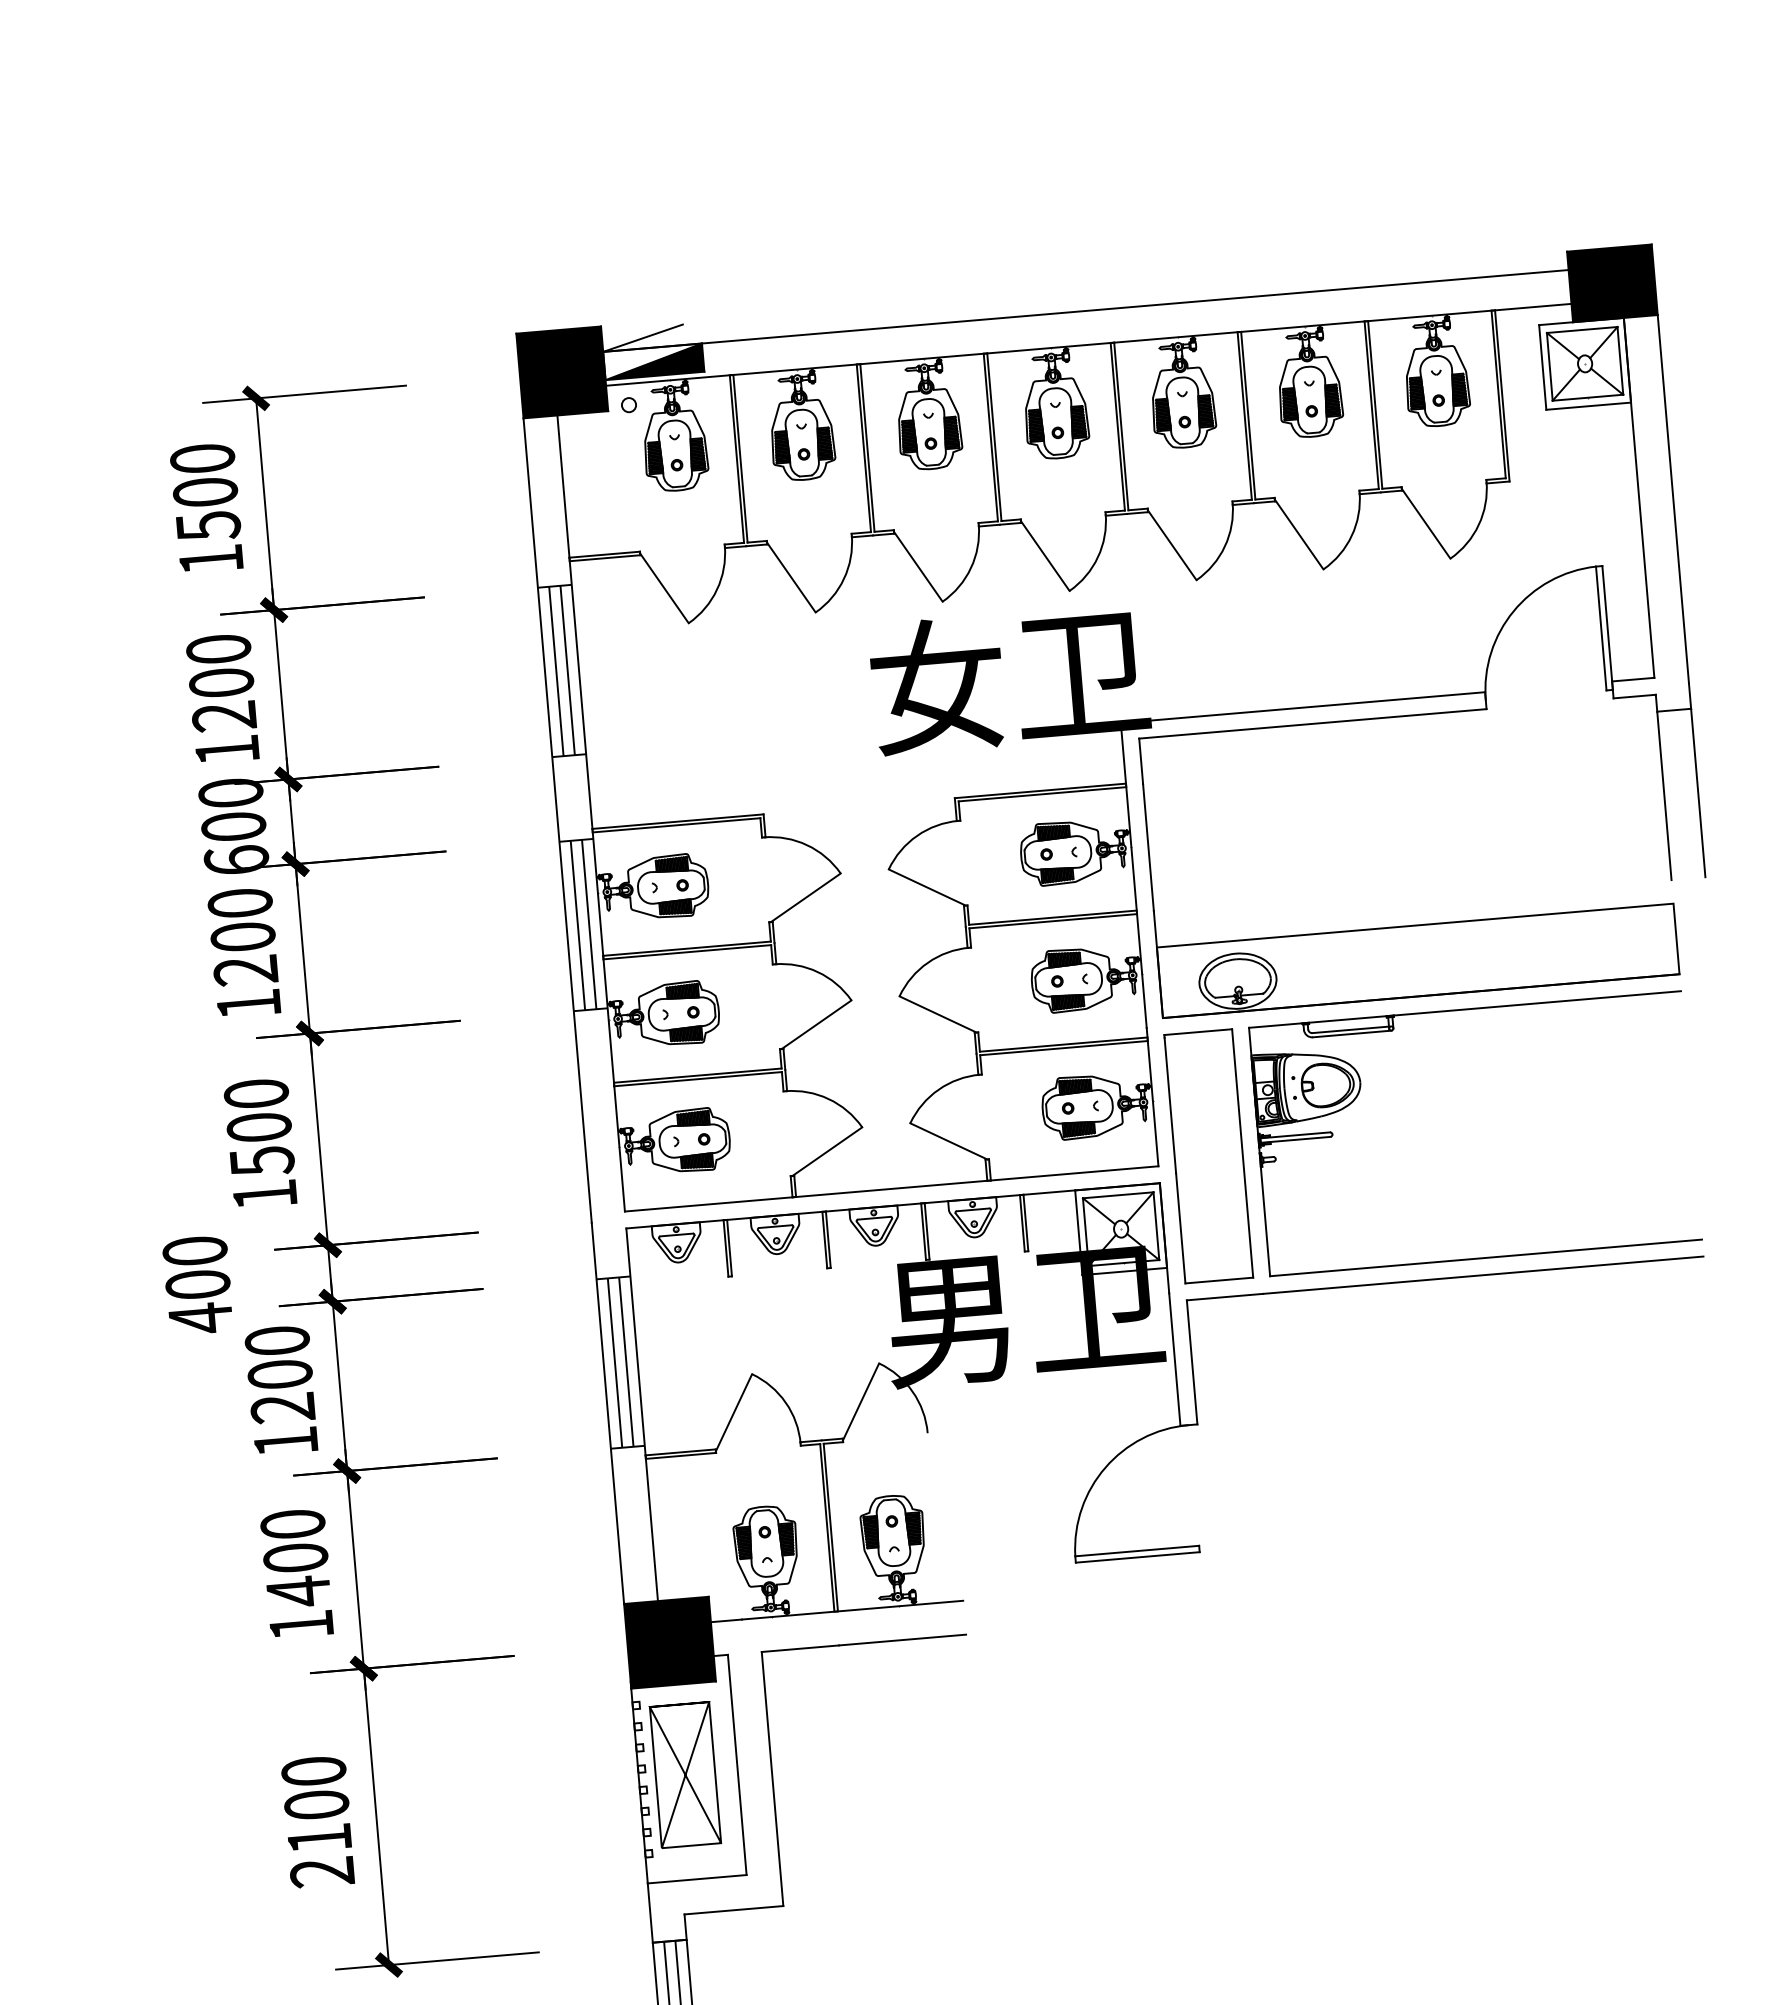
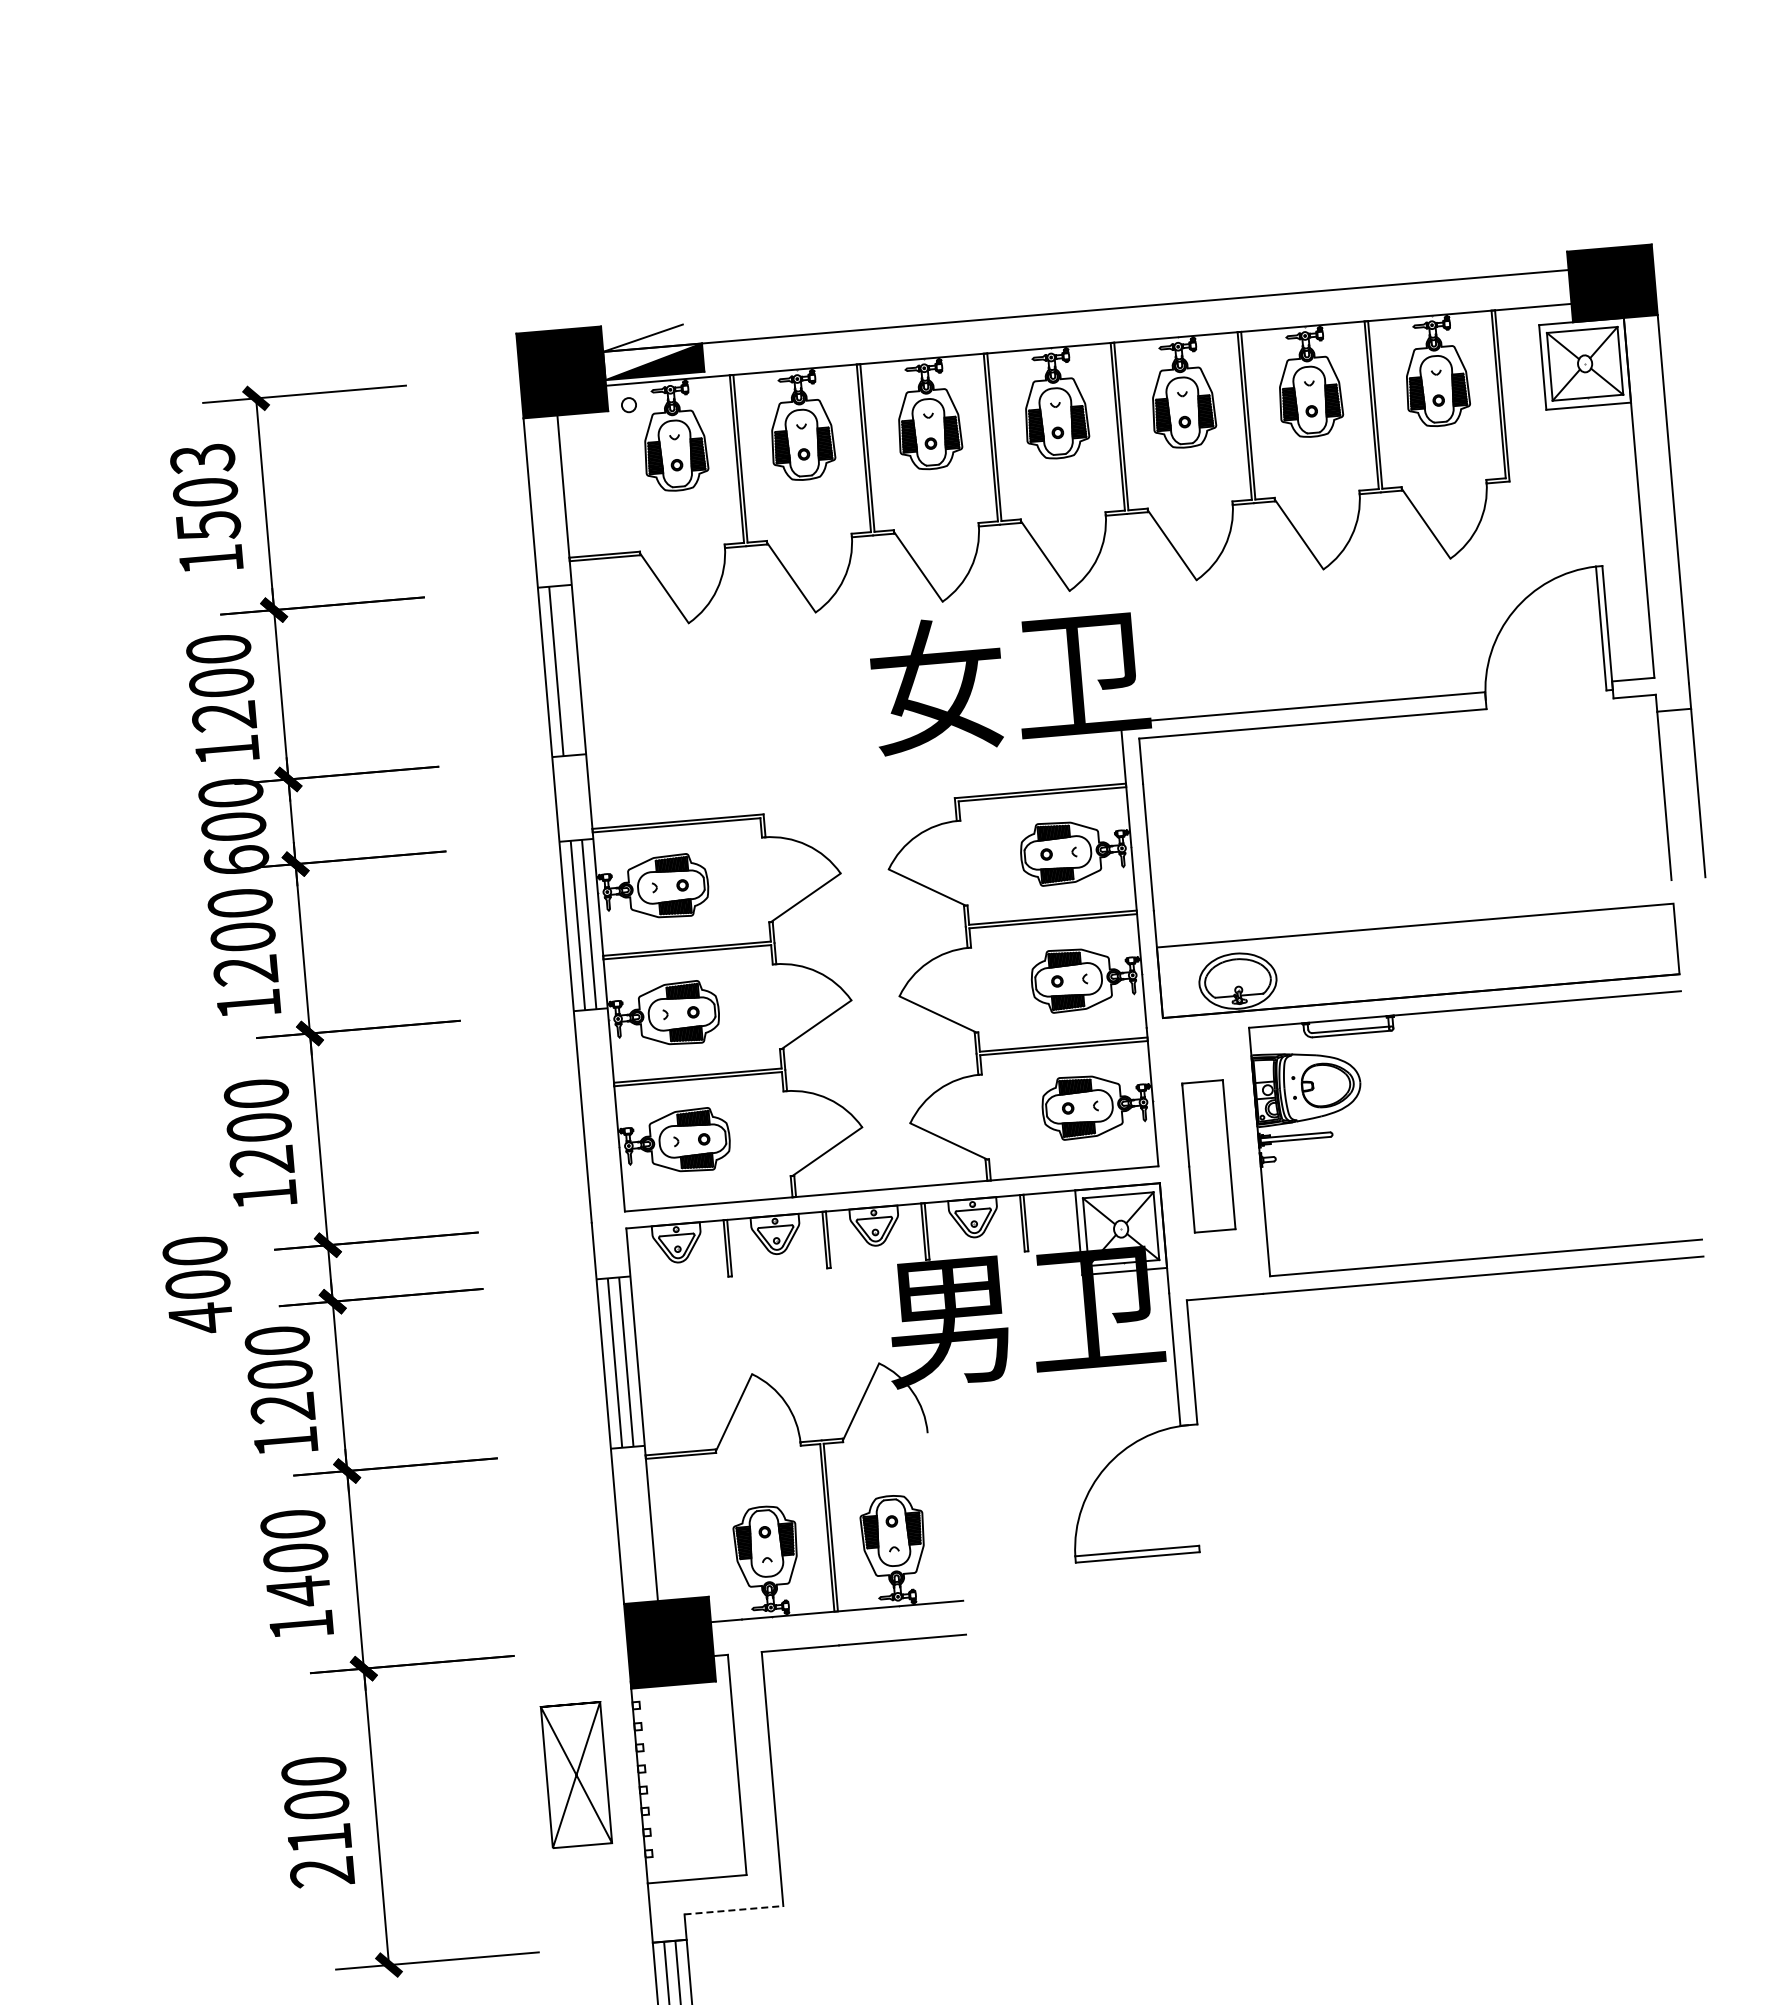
text: 1500 -> 1503 (202, 458)
line: present -> none (567, 670)
part size: 92x257 px -> 56x155 px (1208, 1156)
text: 1500 -> 1200 (261, 1160)
curve position: (685, 1774) -> (576, 1774) (576, 1774)
line: solid -> dashed (733, 1910)
